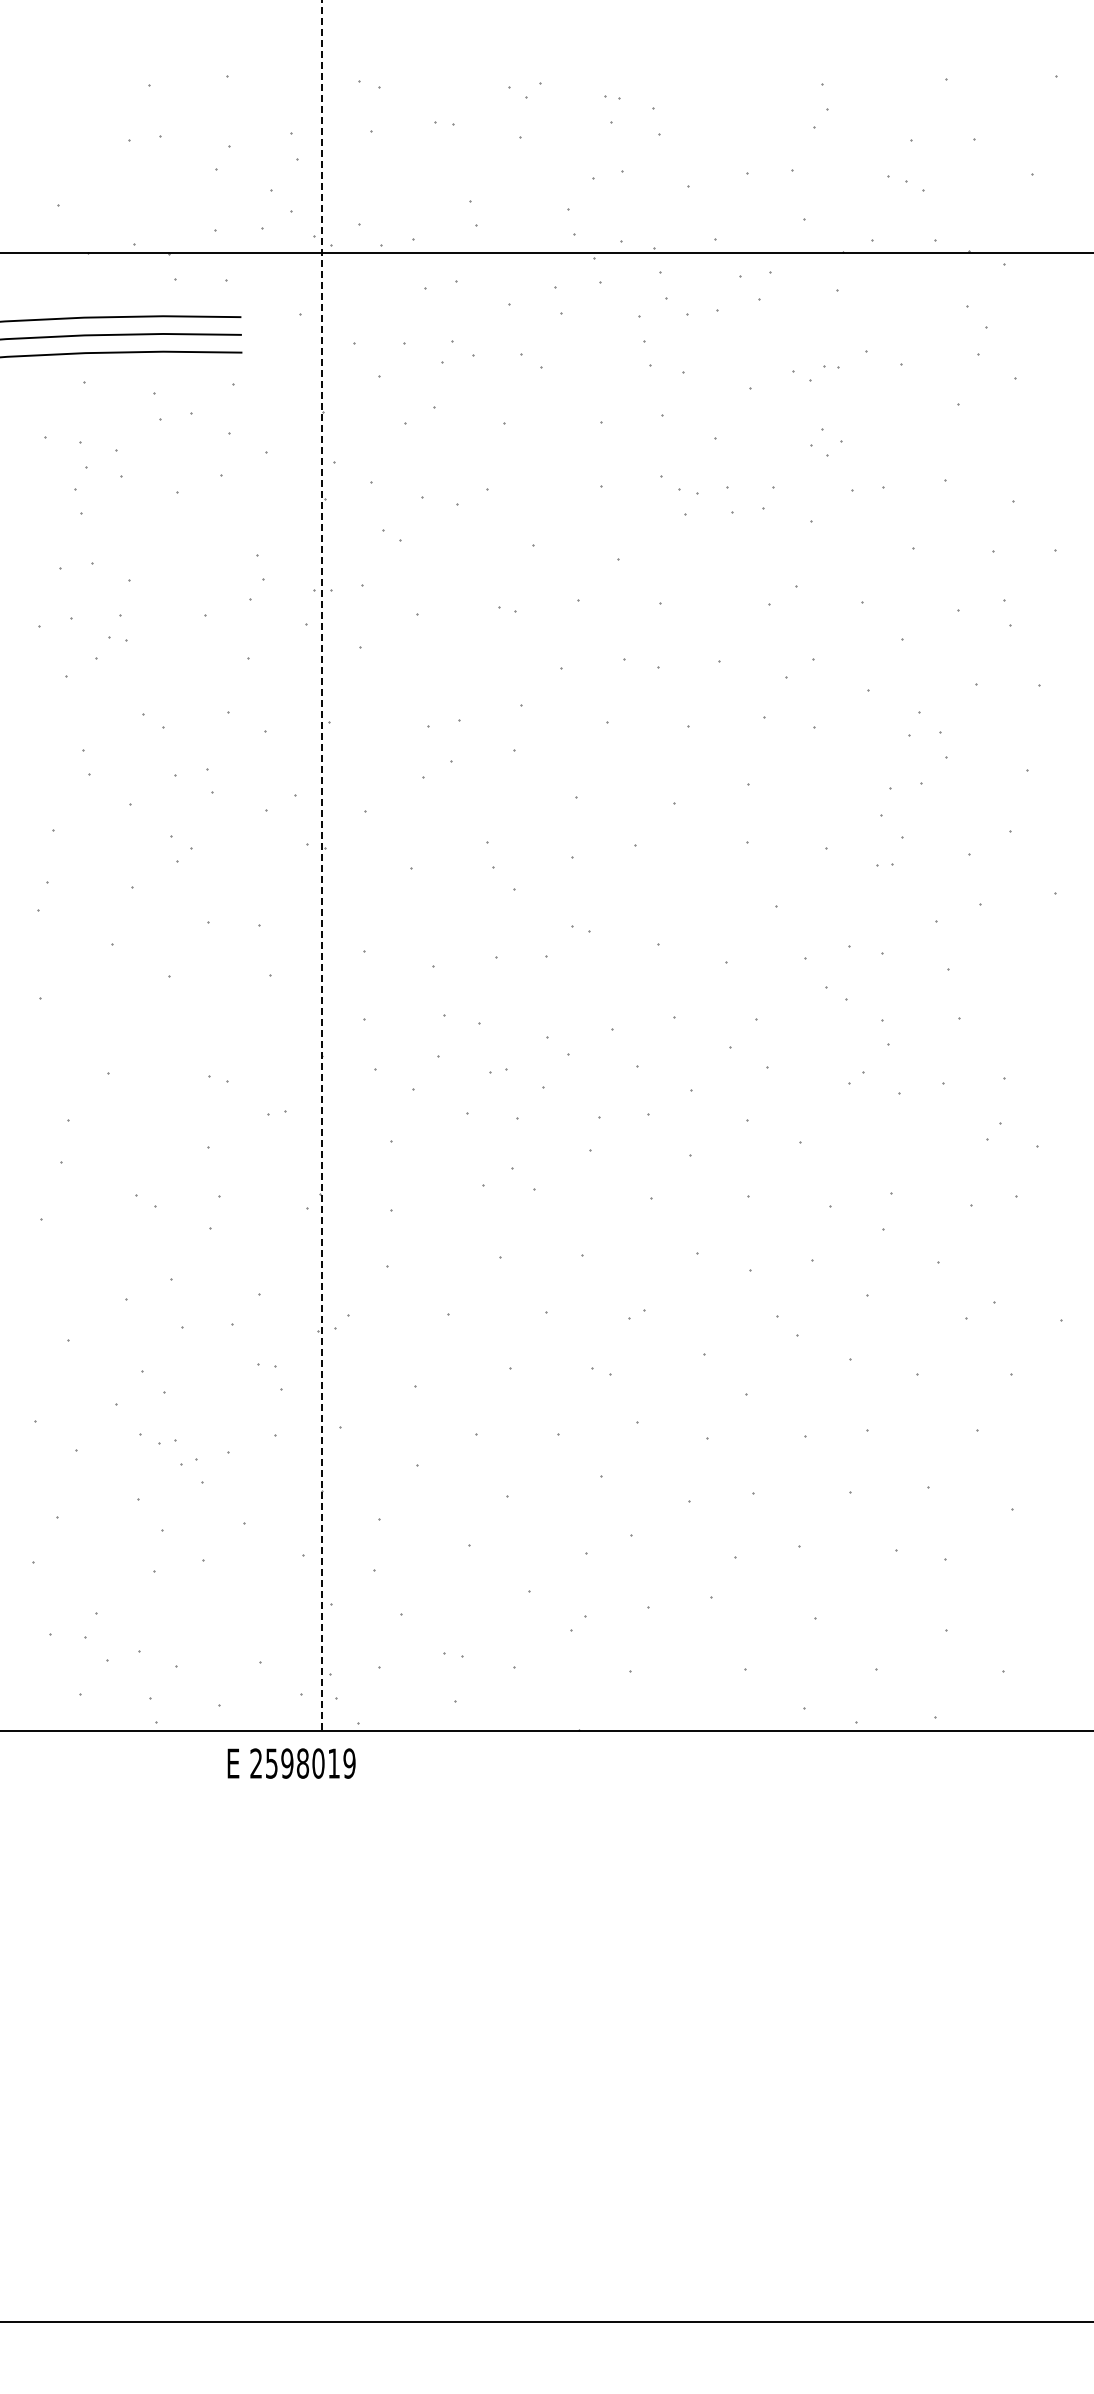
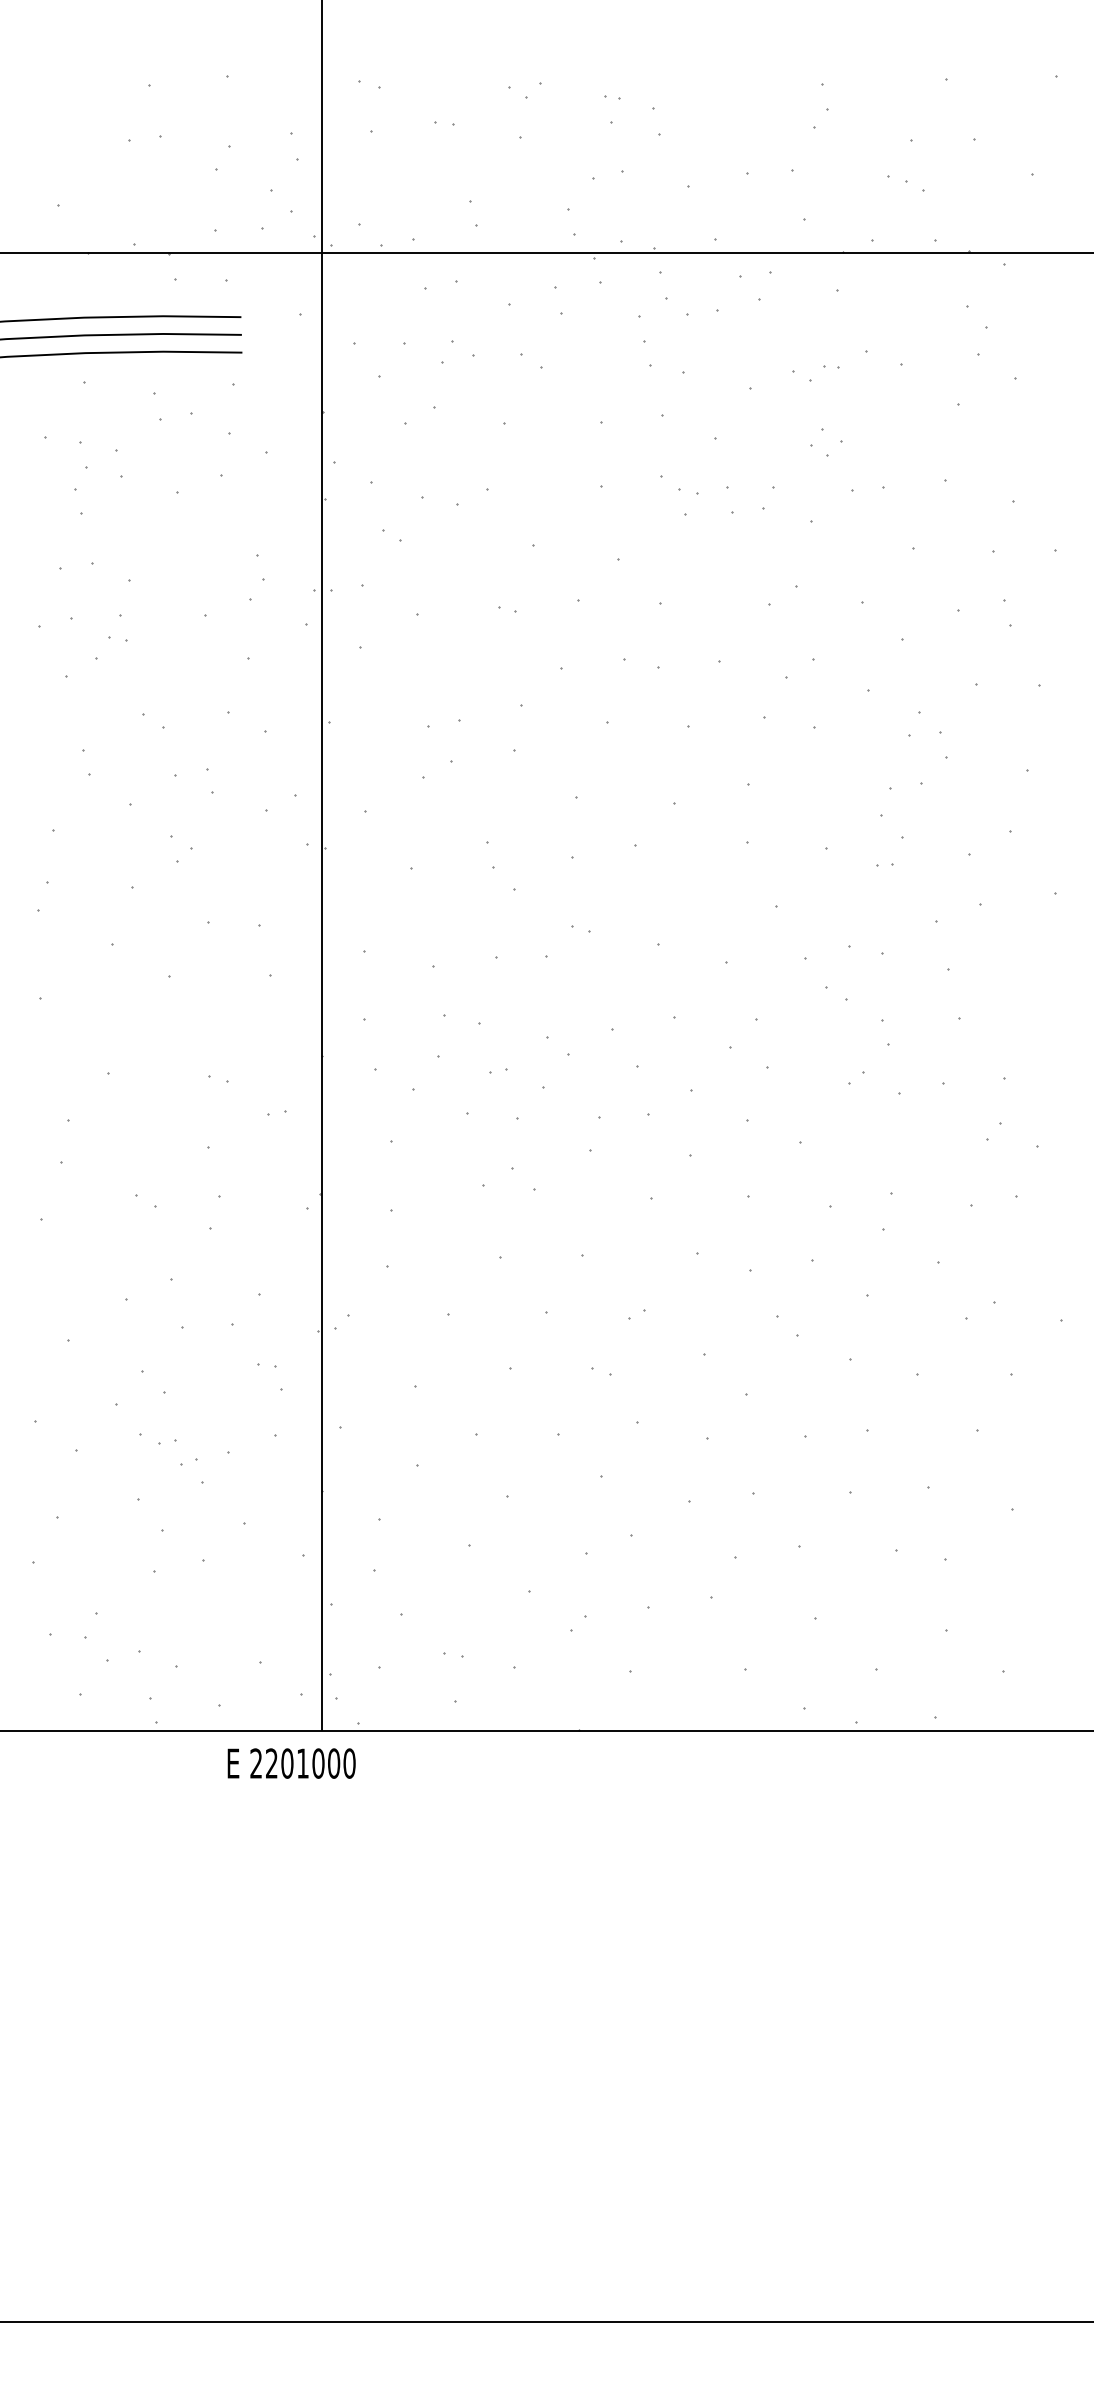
line: dashed -> solid (321, 866)
text: 2598019 -> 2201000 (310, 1763)
